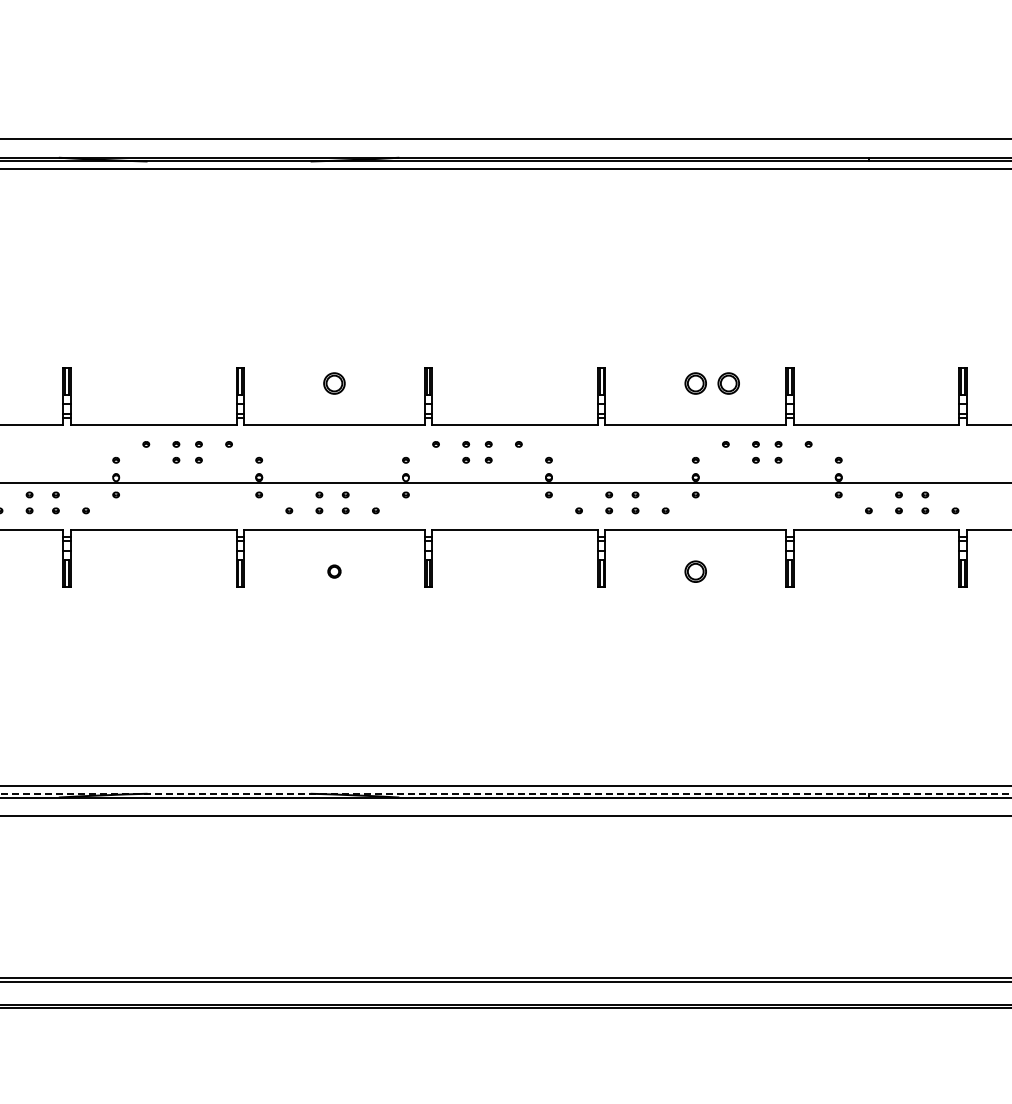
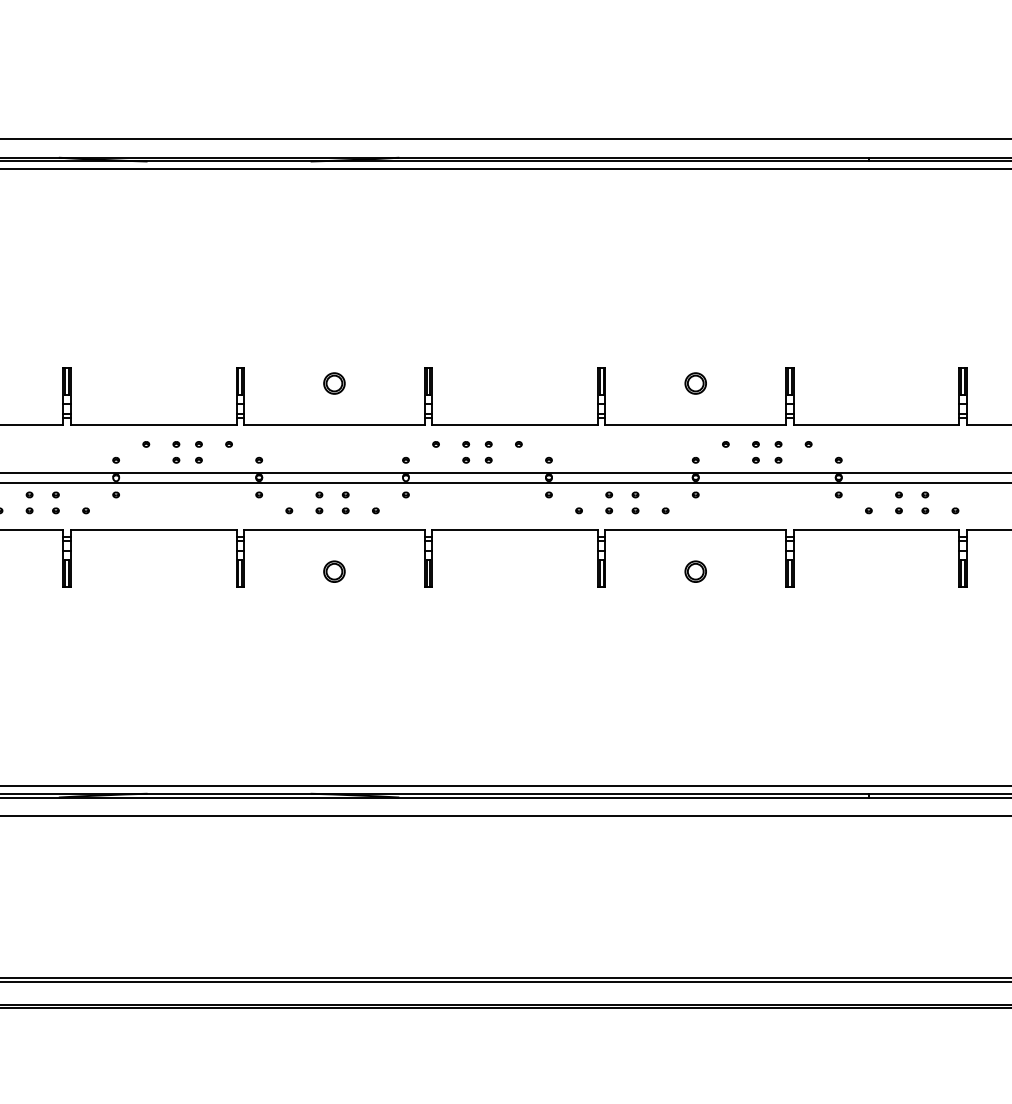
part: present -> none (728, 383)
line: none -> present (505, 472)
part size: 15x15 px -> 23x23 px (334, 571)
line: dashed -> solid (505, 793)
